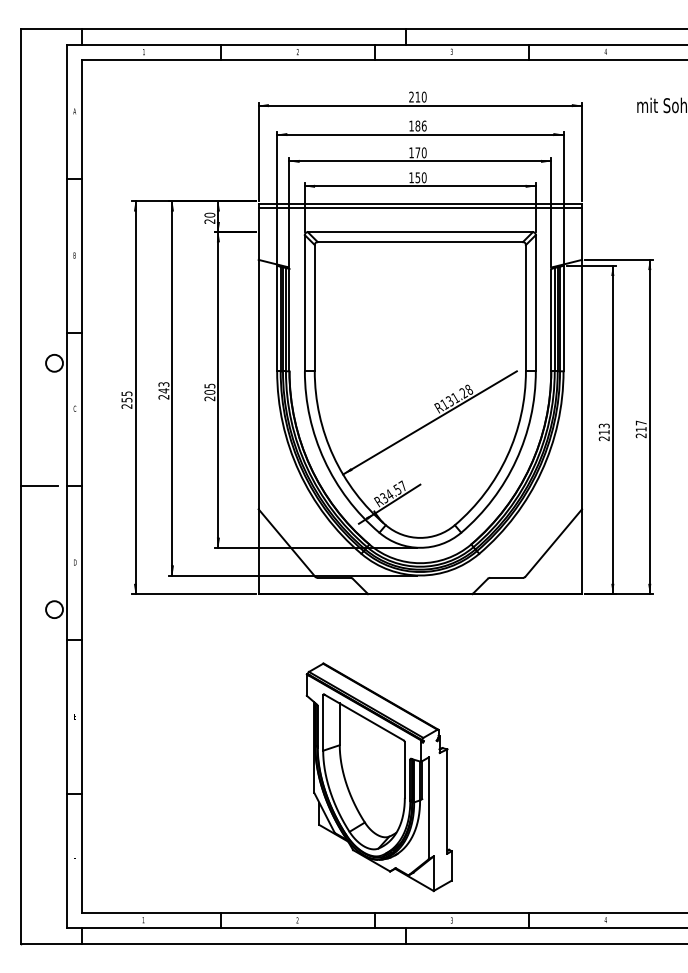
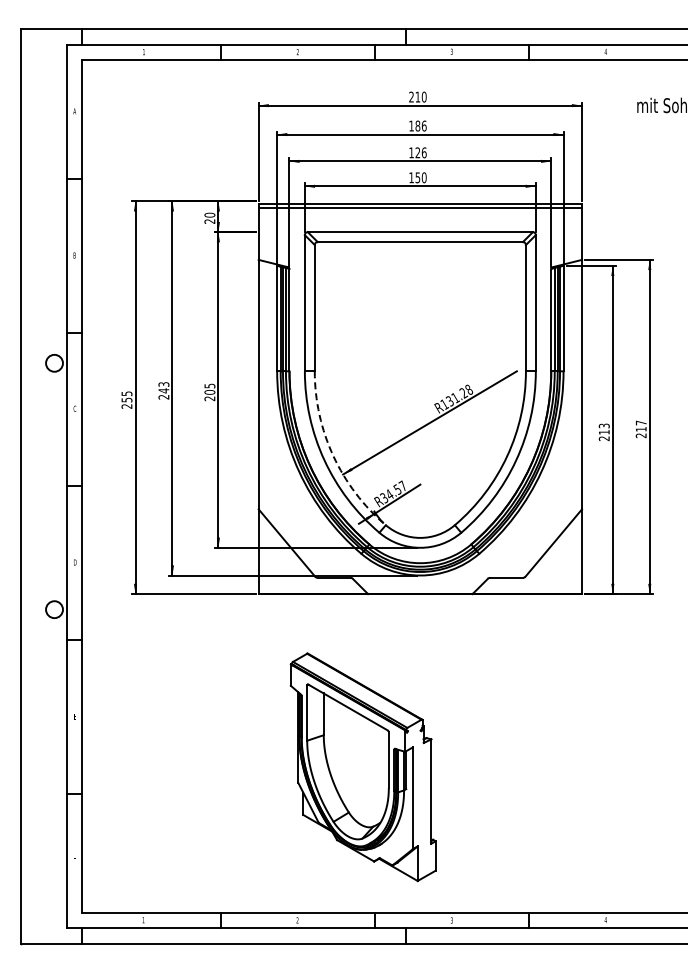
text: 170 -> 126 (420, 152)
arc: solid -> dashed (333, 456)
line: present -> none (38, 486)
part position: (378, 777) -> (362, 767) (362, 767)
